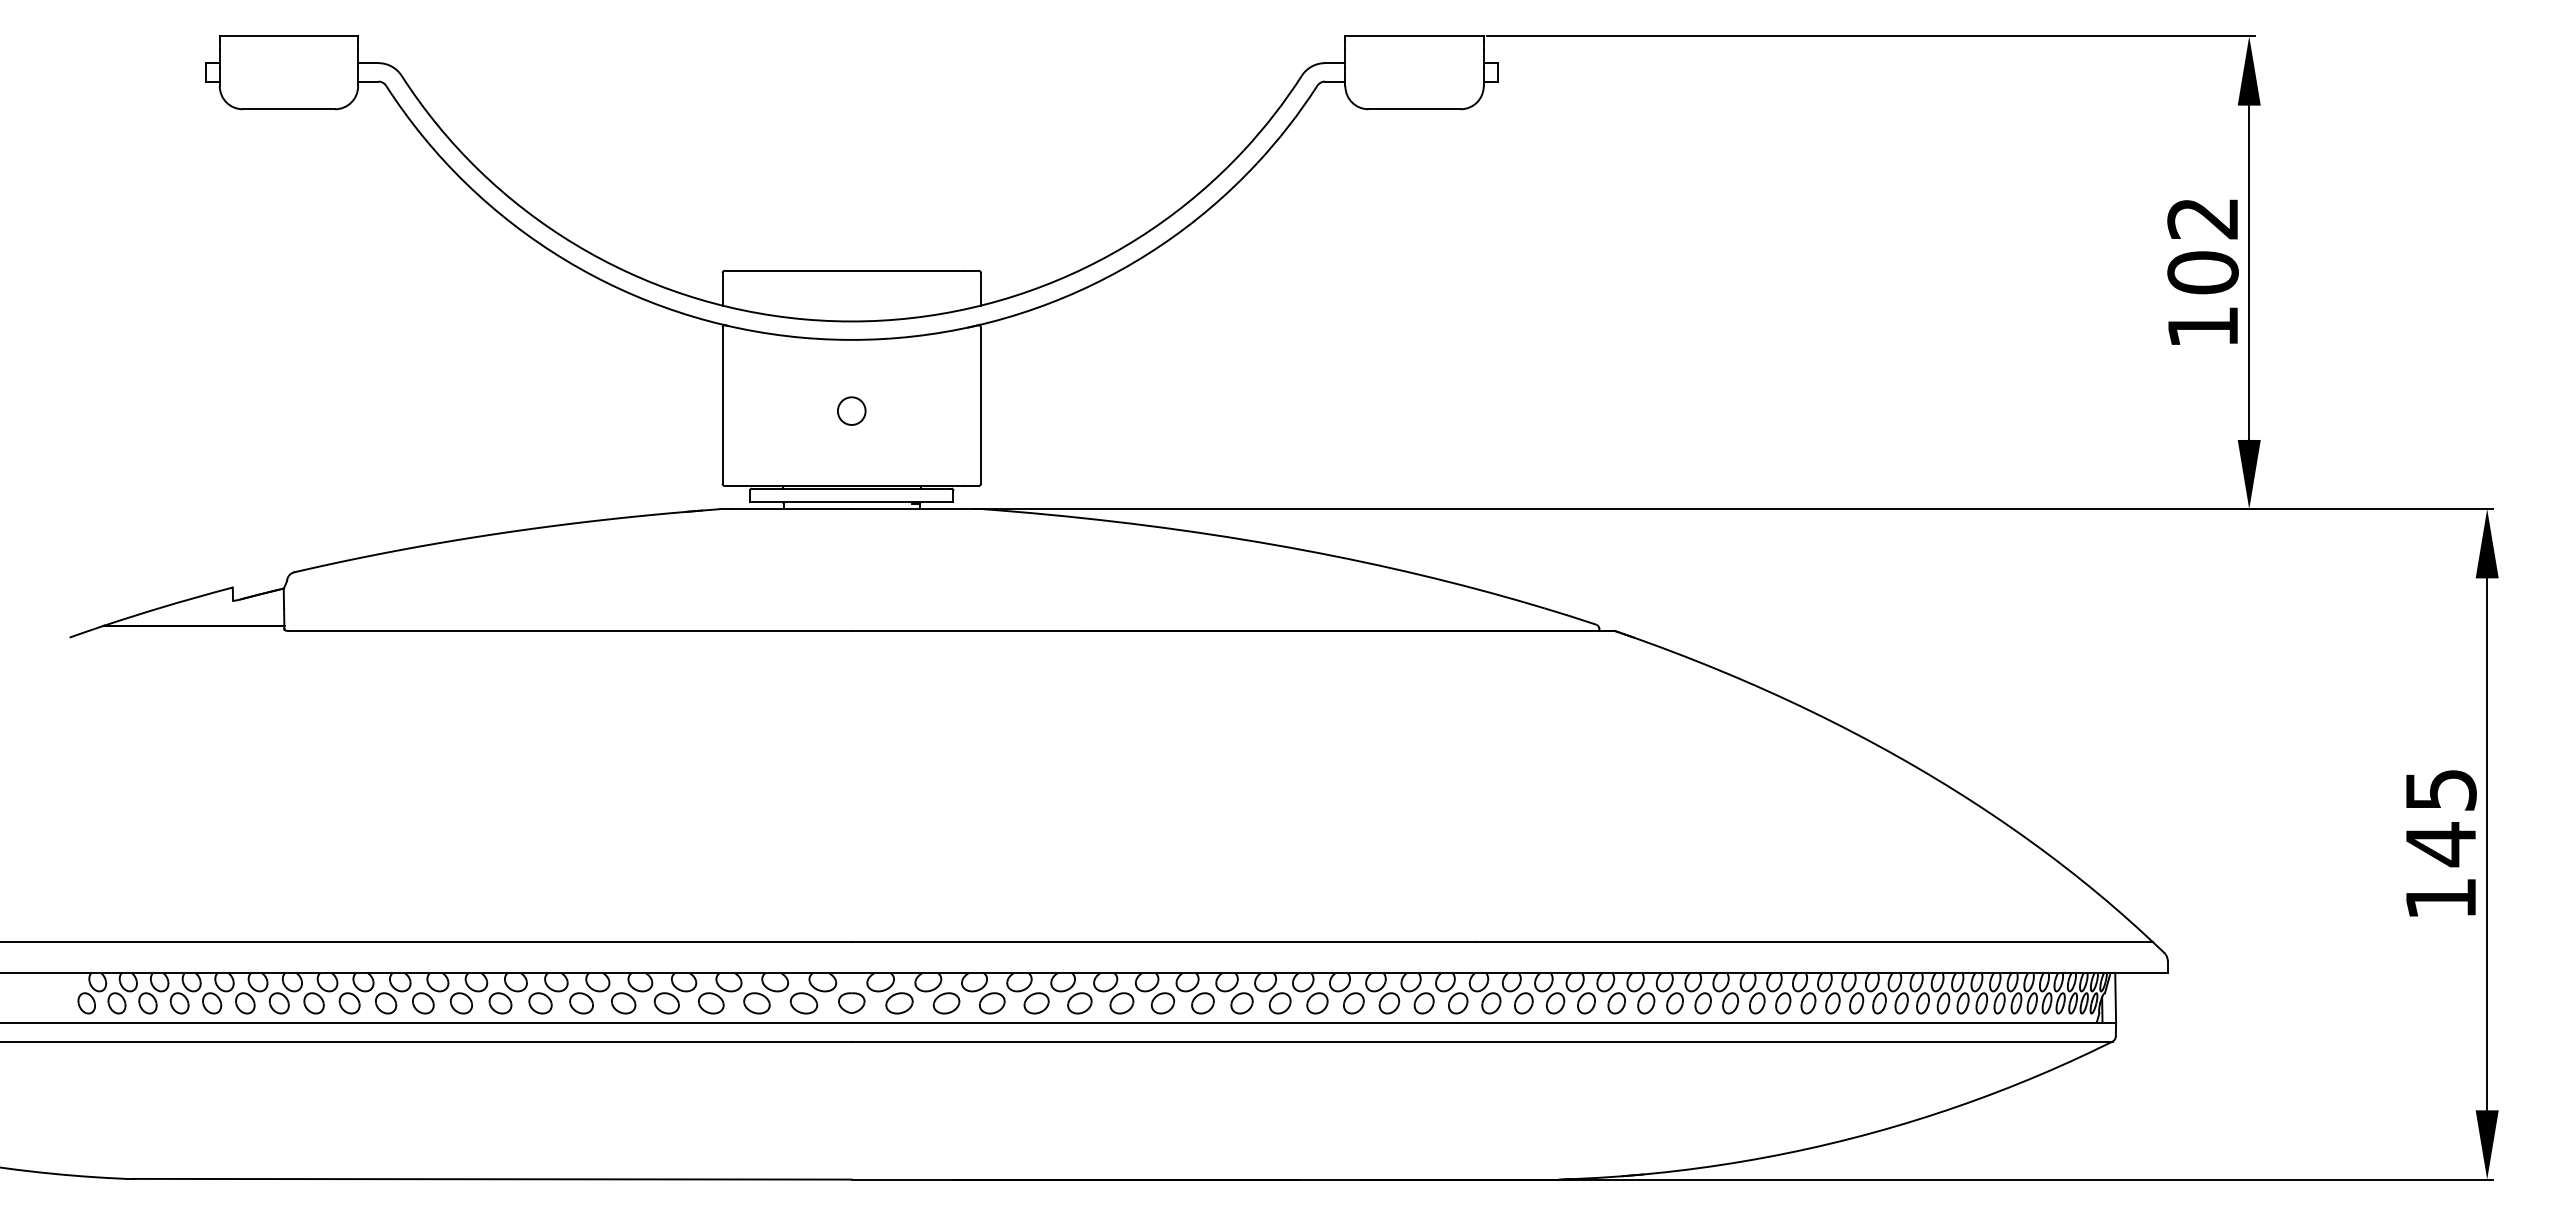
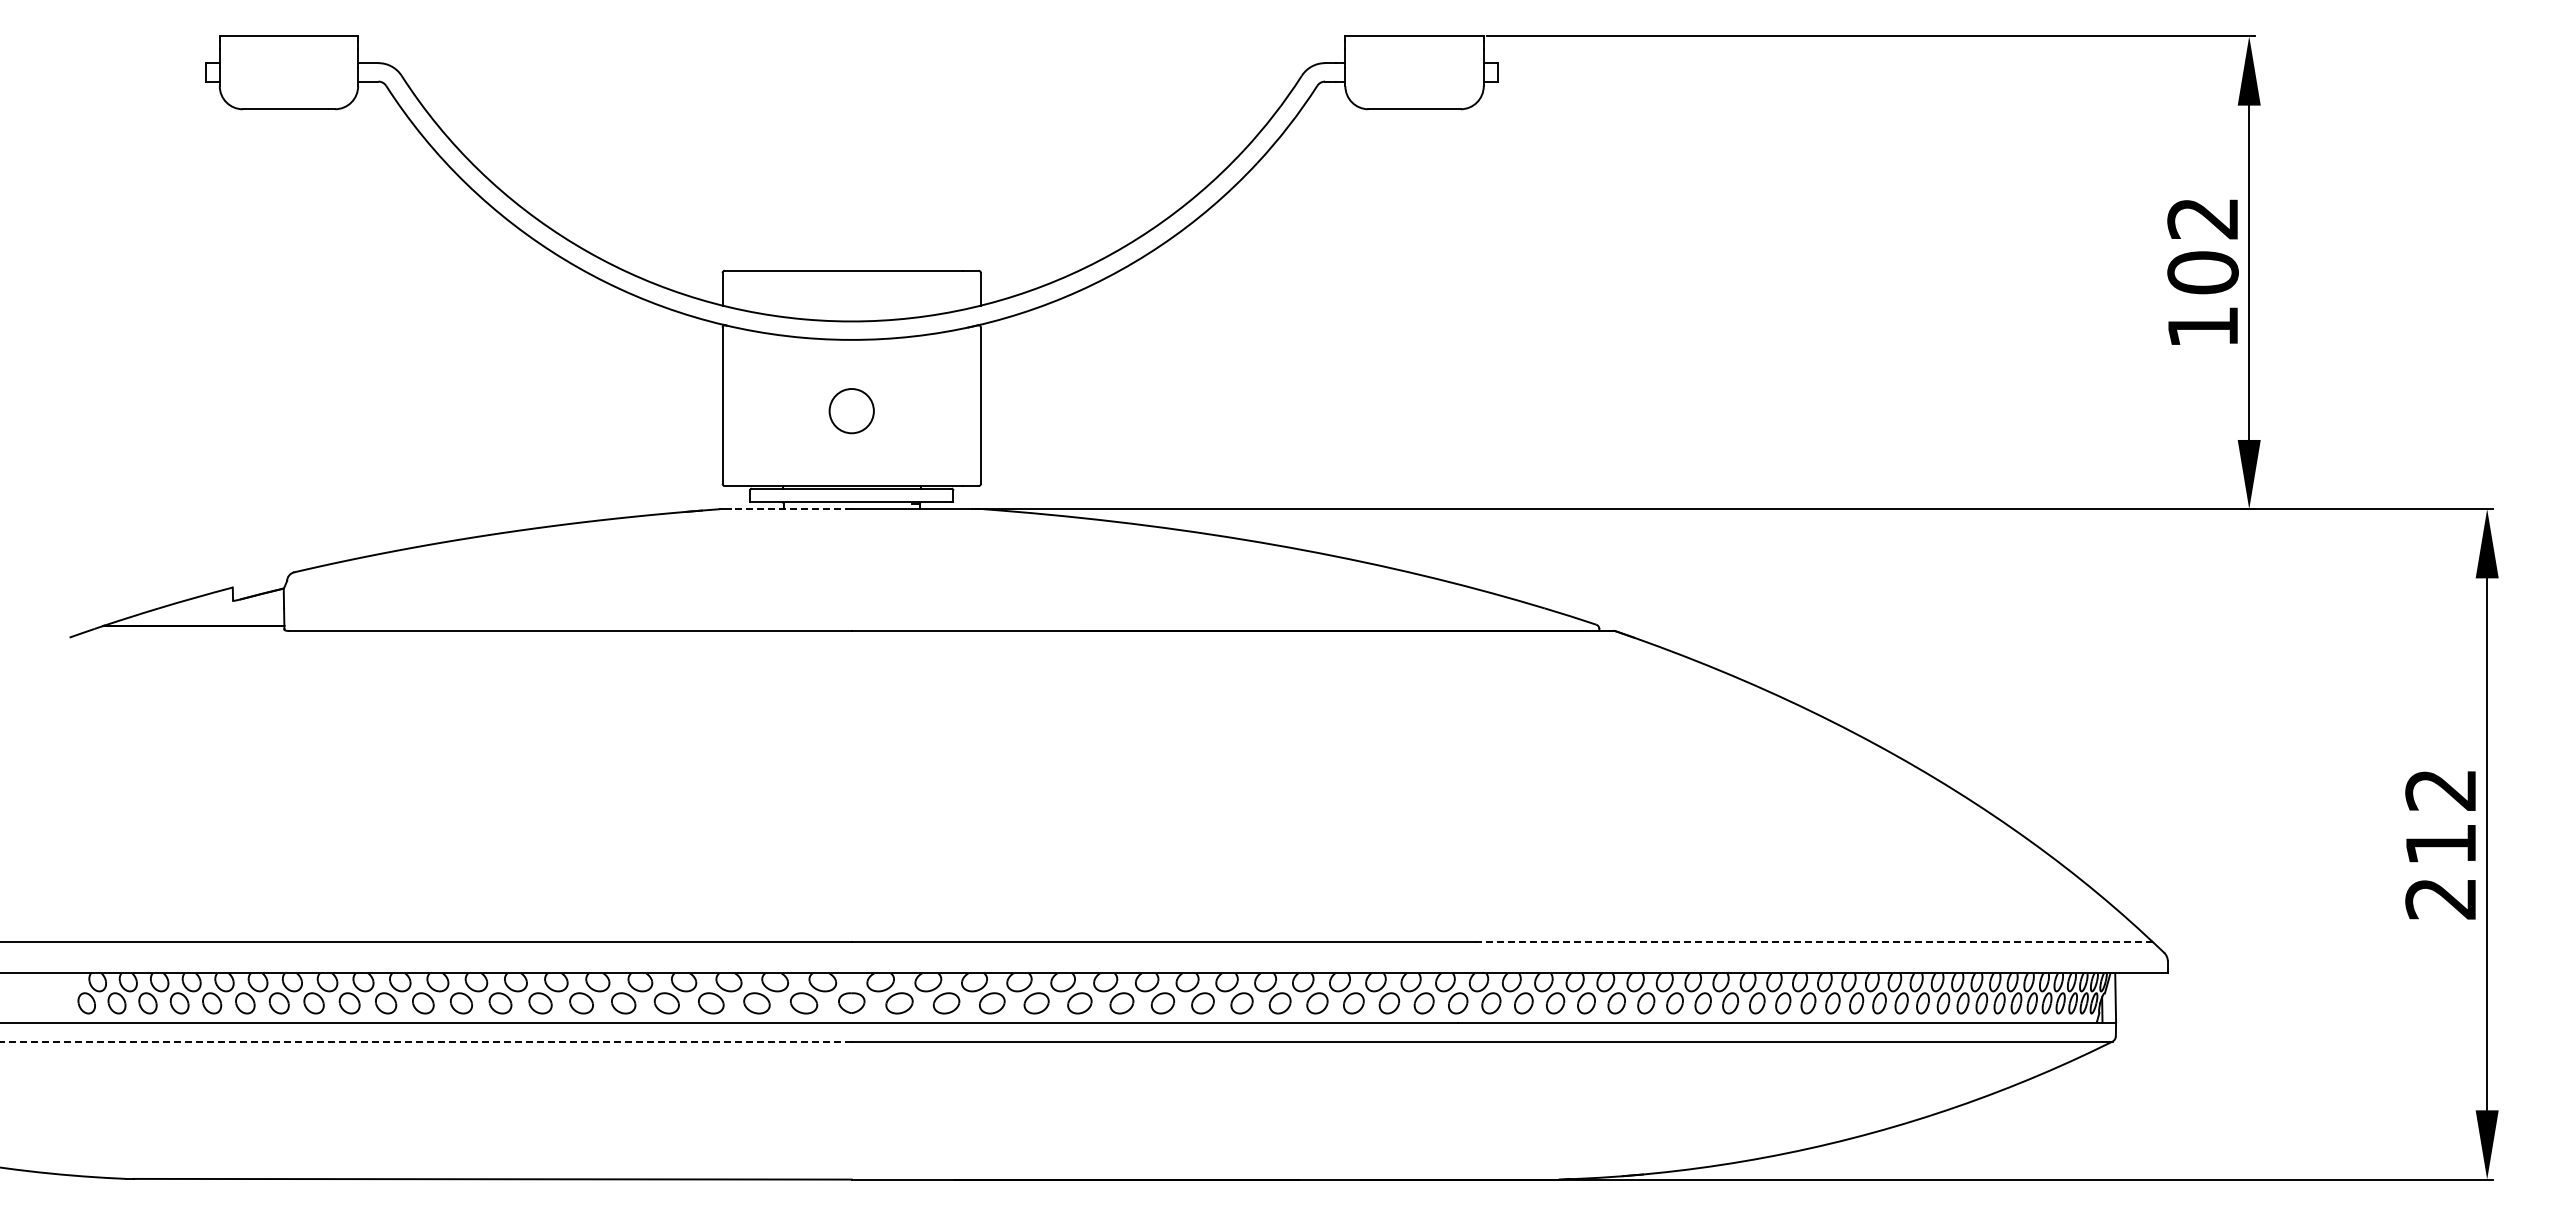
circle diameter: 28 px -> 44 px (851, 411)
line: solid -> dashed (791, 509)
text: 145 -> 212 (2440, 844)
line: solid -> dashed (1814, 941)
line: solid -> dashed (425, 1041)
